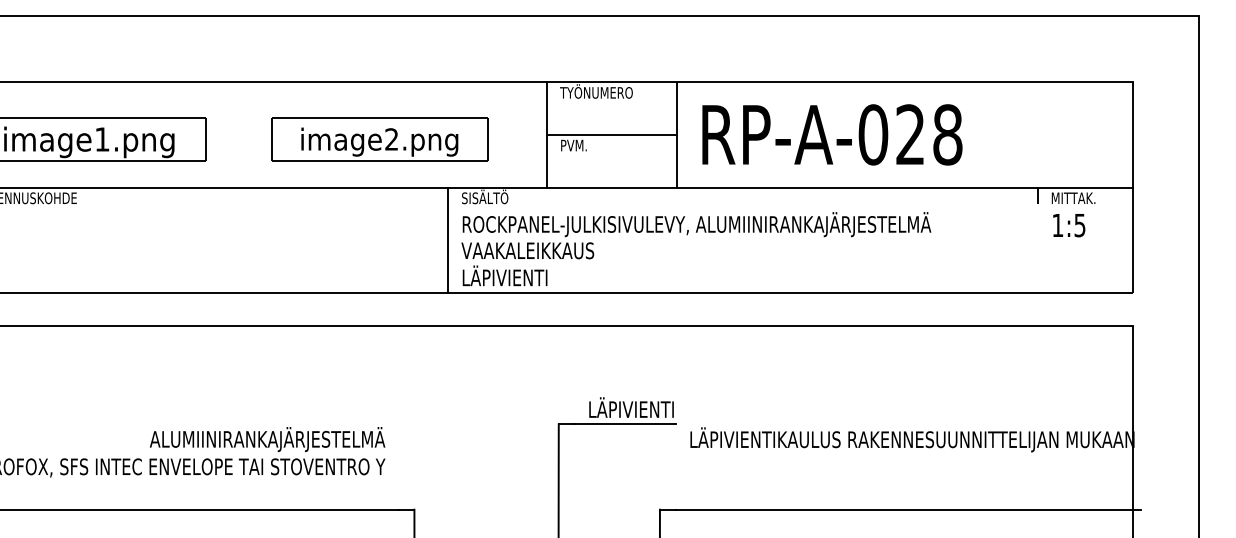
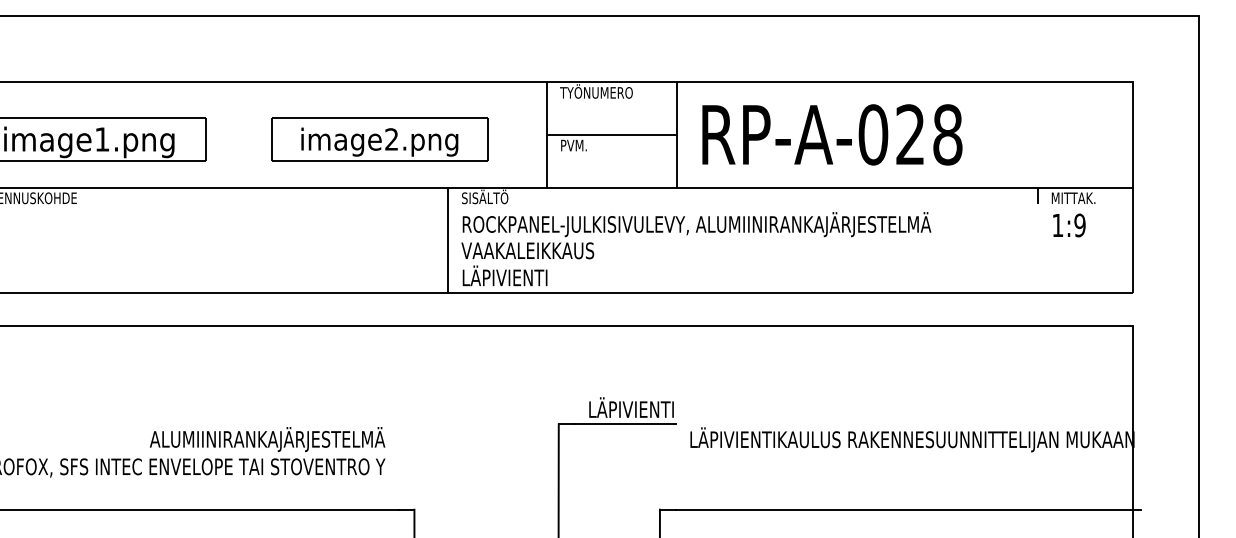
text: 1:5 -> 1:9 (1079, 225)
